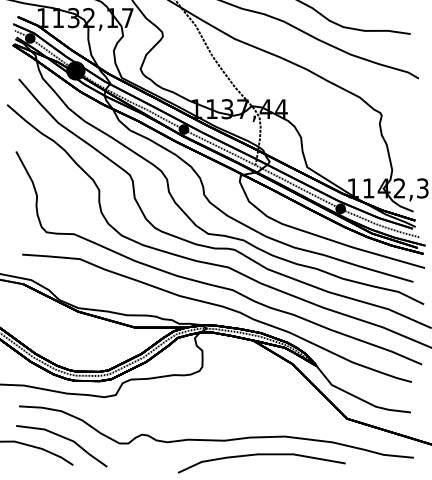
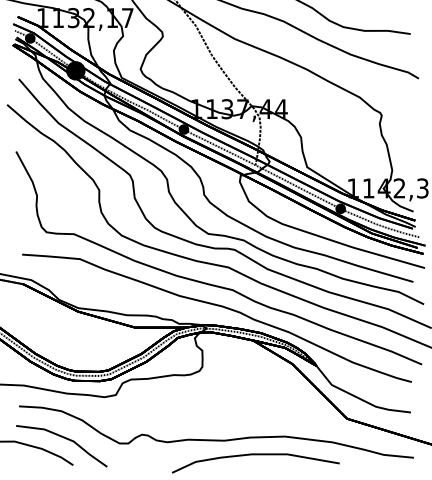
curve position: (261, 455) -> (255, 455) (255, 455)
